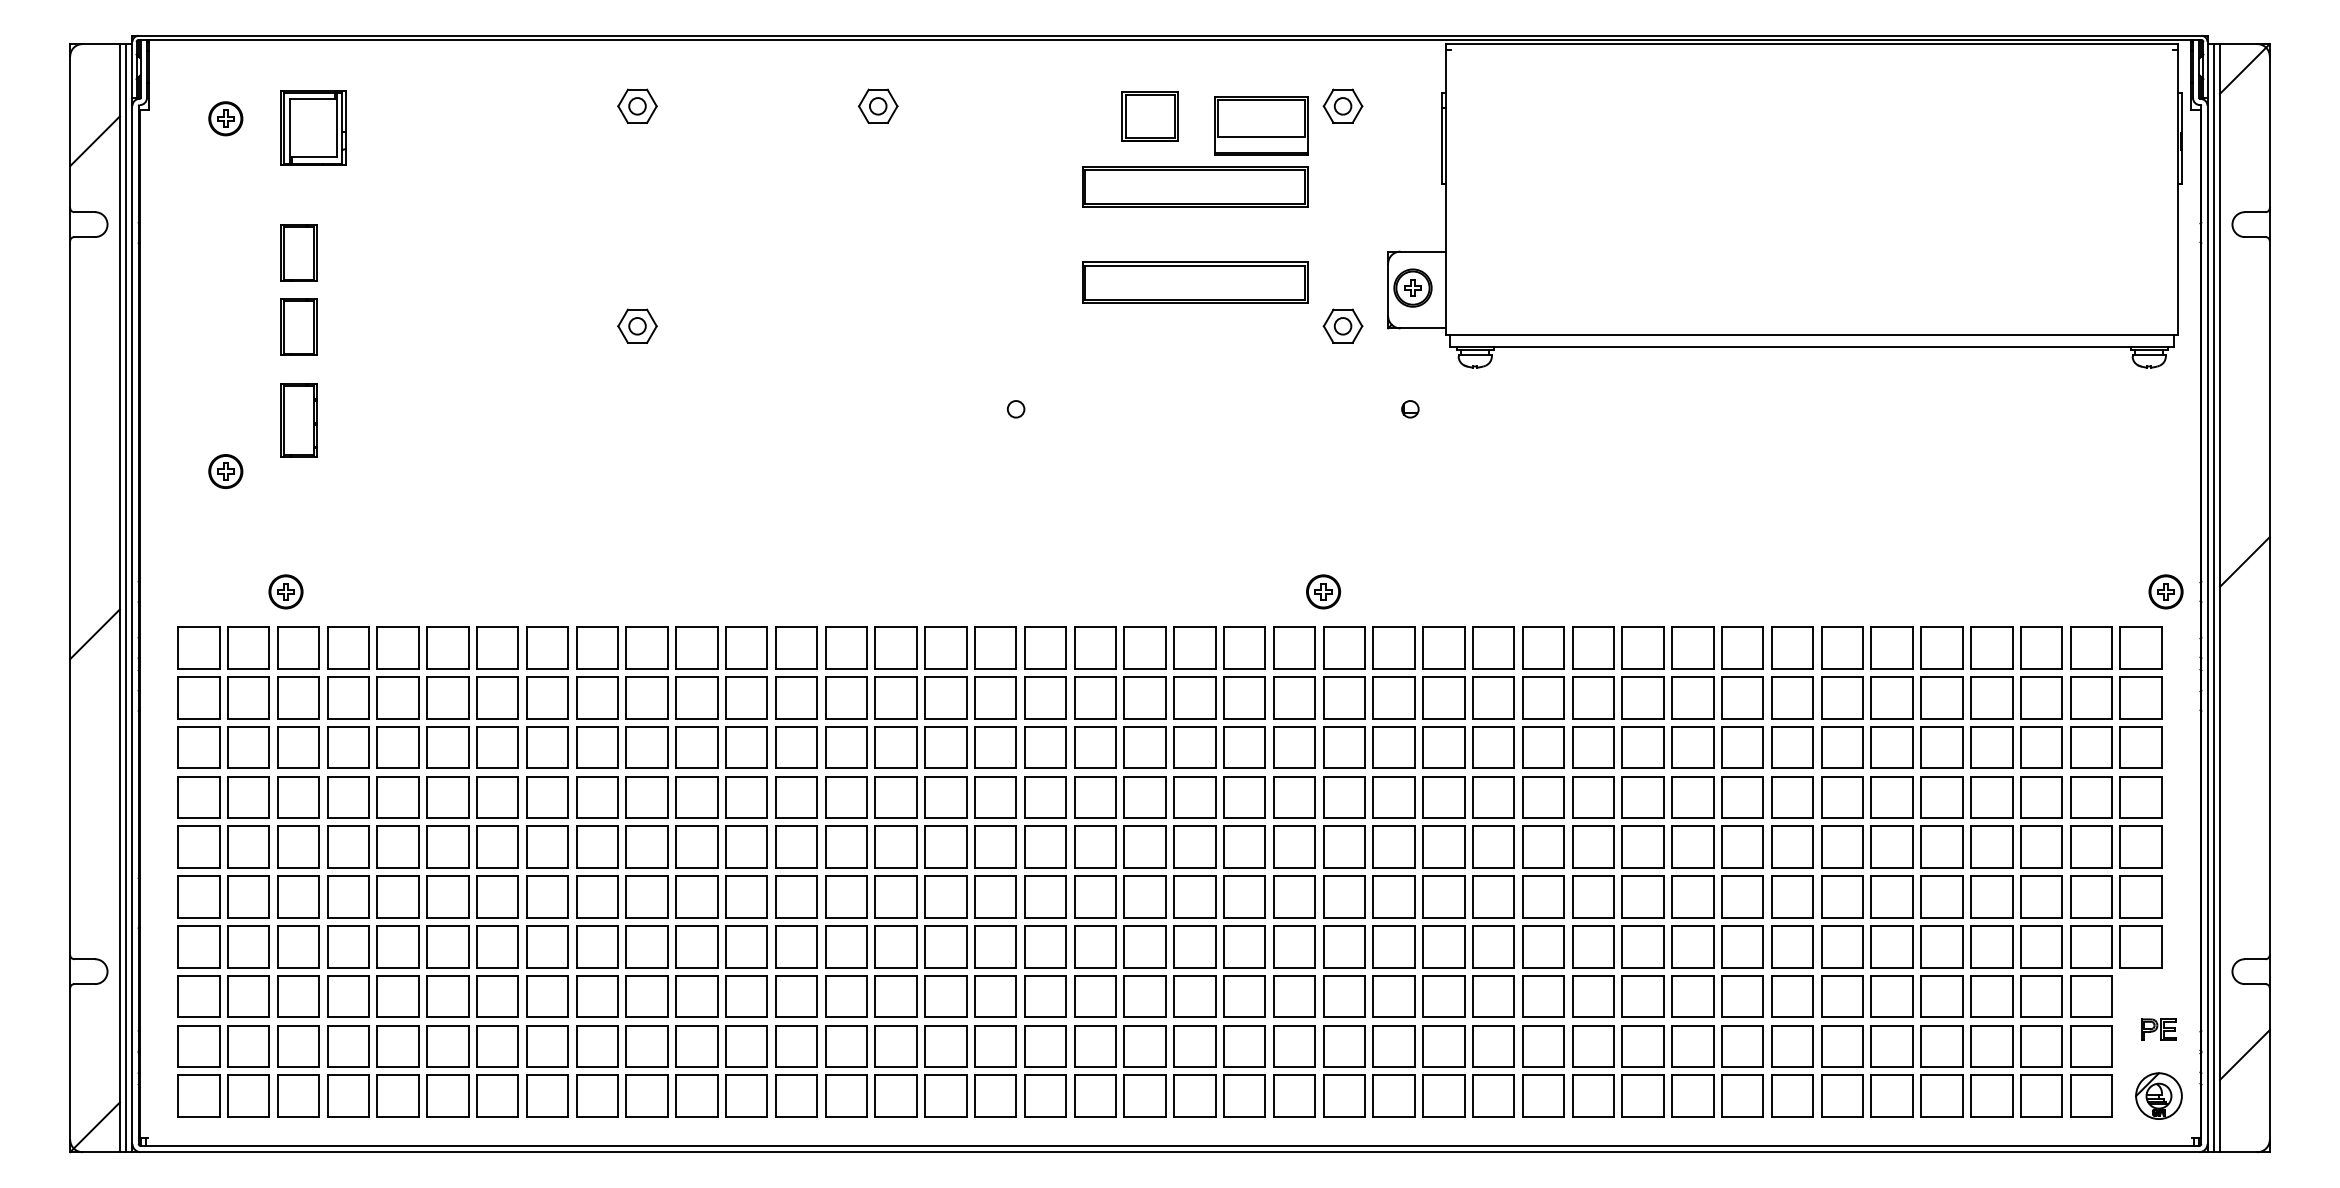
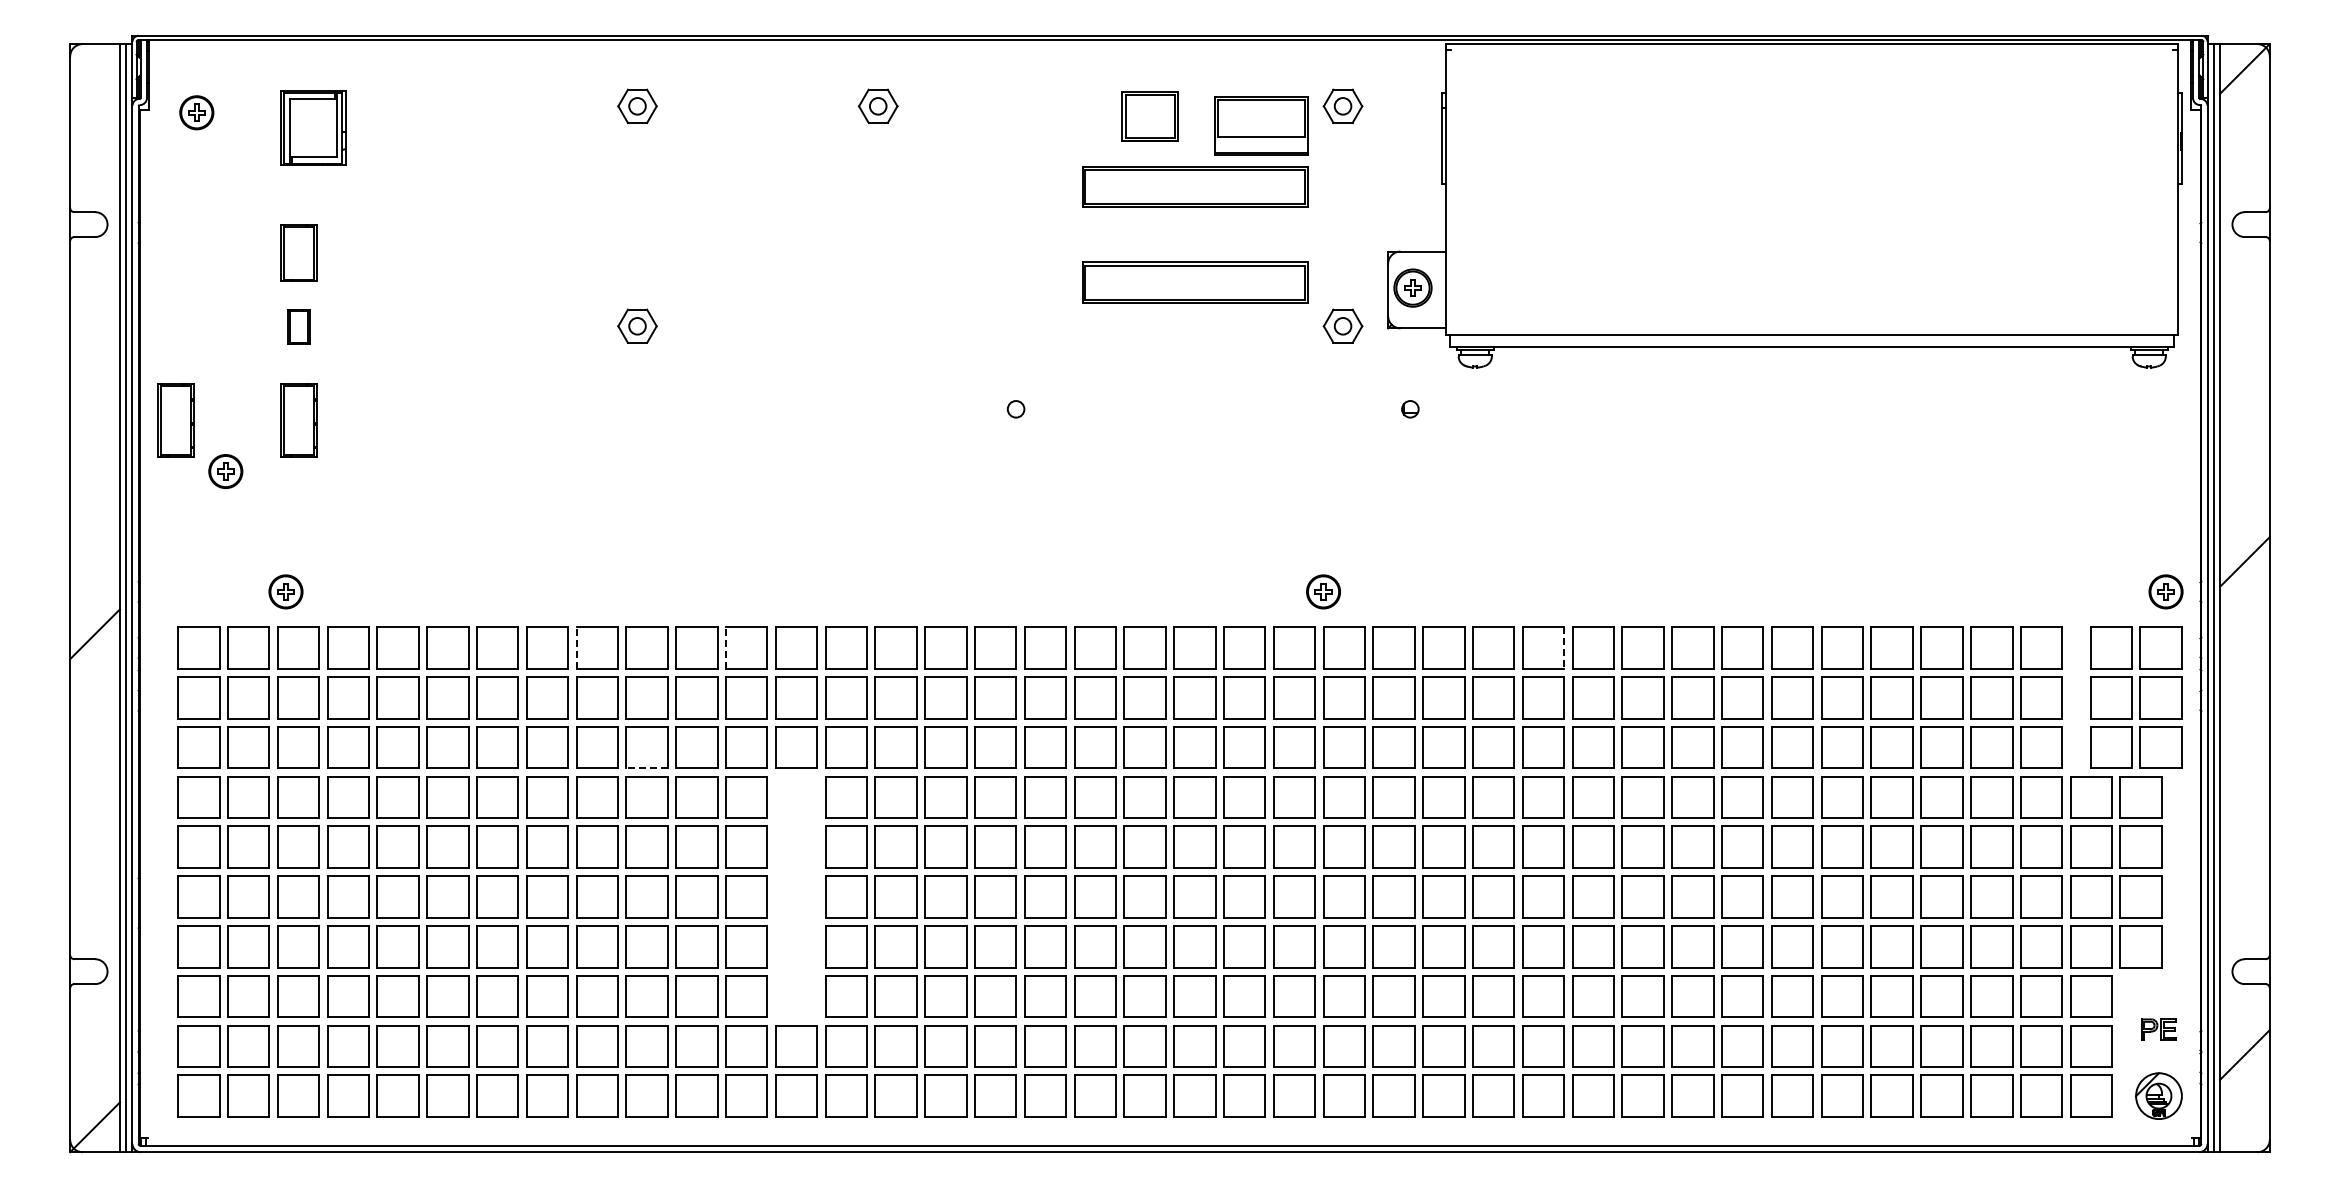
part position: (225, 118) -> (196, 112) (196, 112)
line: present -> none (95, 141)
part size: 38x58 px -> 24x36 px (298, 326)
part: none -> present (175, 420)
line: solid -> dashed (576, 647)
line: solid -> dashed (725, 647)
line: solid -> dashed (1564, 647)
part position: (2116, 697) -> (2136, 697) (2136, 697)
line: solid -> dashed (647, 768)
part: present -> none (796, 896)
